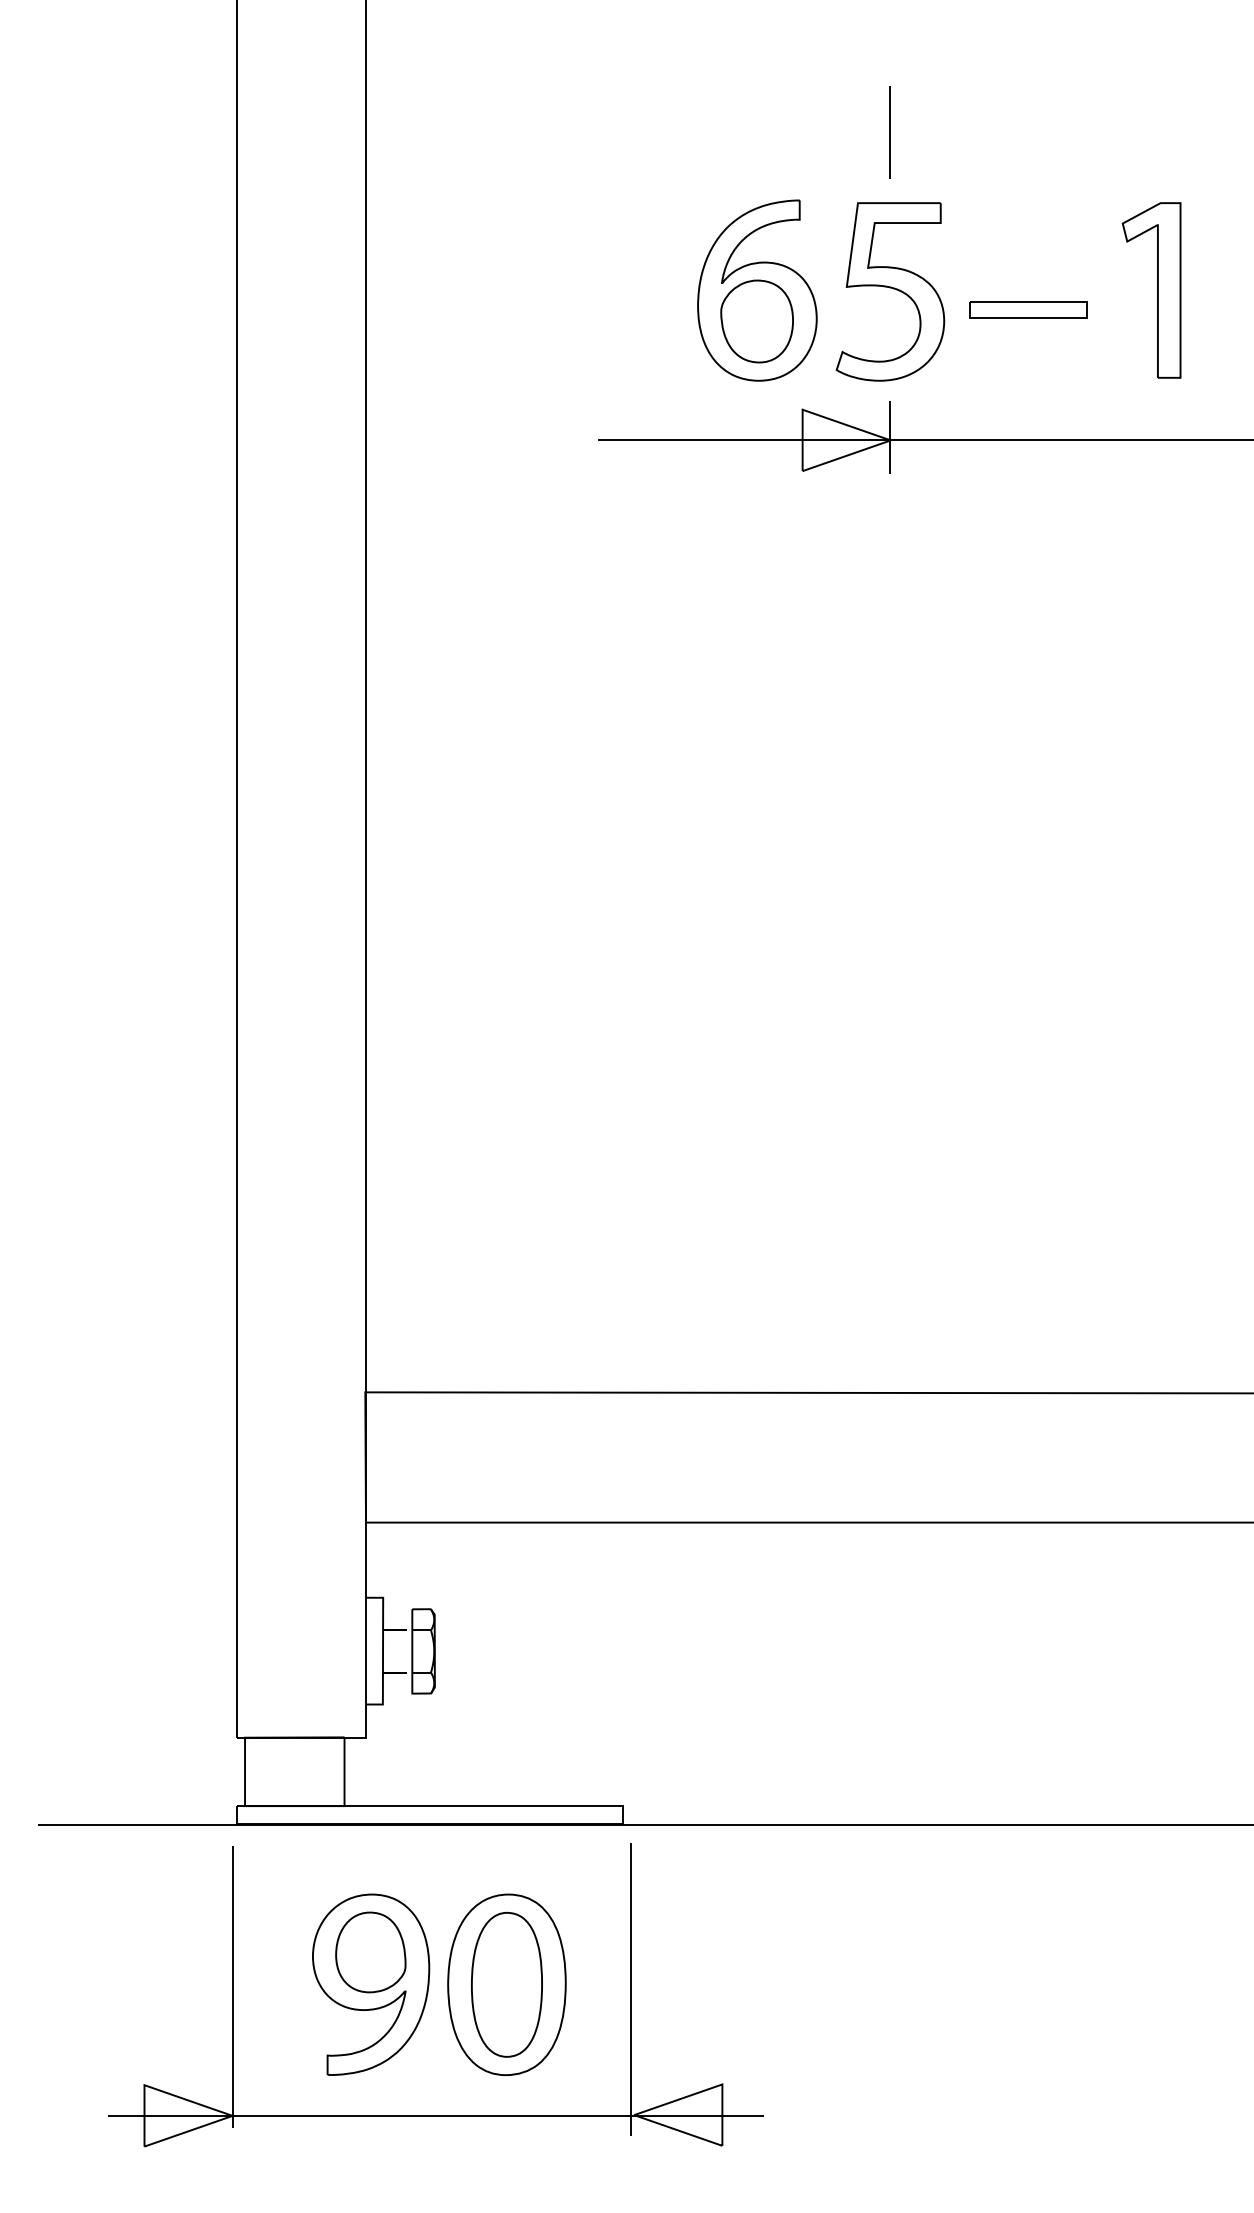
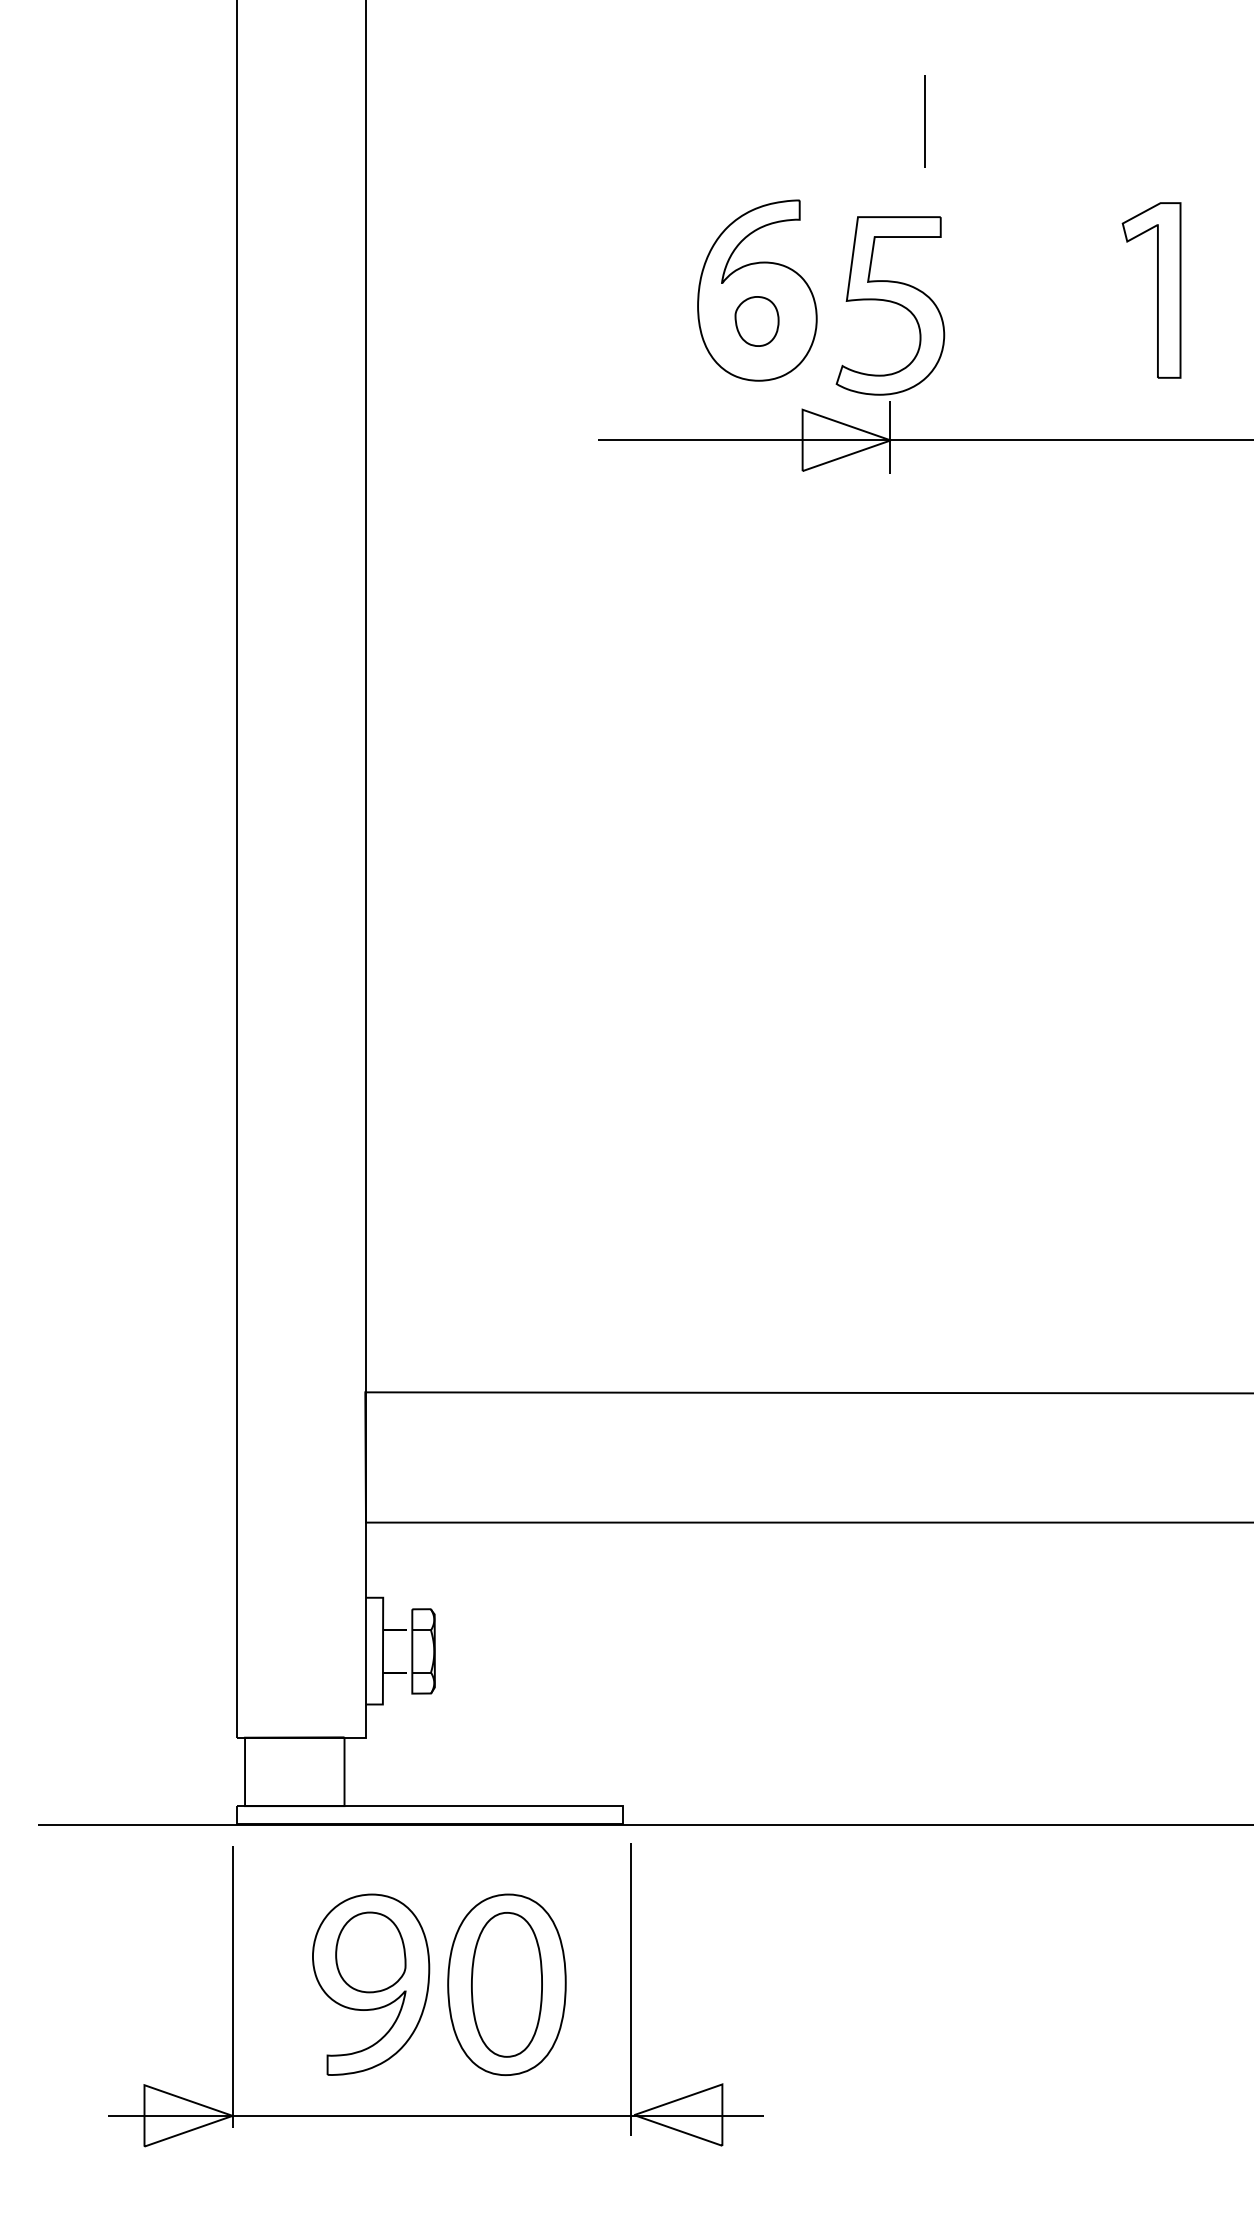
line position: (889, 132) -> (924, 121) (924, 121)
part position: (890, 291) -> (890, 305) (890, 305)
part: present -> none (1028, 309)
part size: 74x85 px -> 46x51 px (756, 321)
